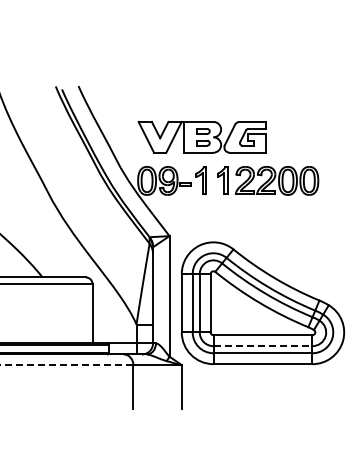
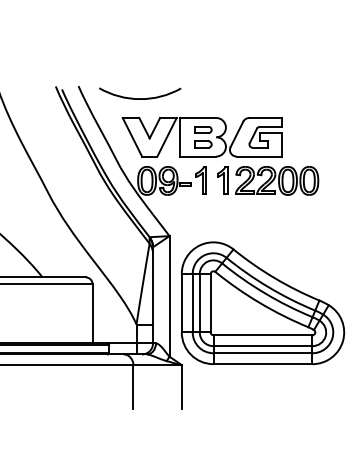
arc: none -> present (140, 98)
part size: 130x34 px -> 162x41 px (201, 137)
line: dashed -> solid (263, 346)
line: dashed -> solid (66, 365)
